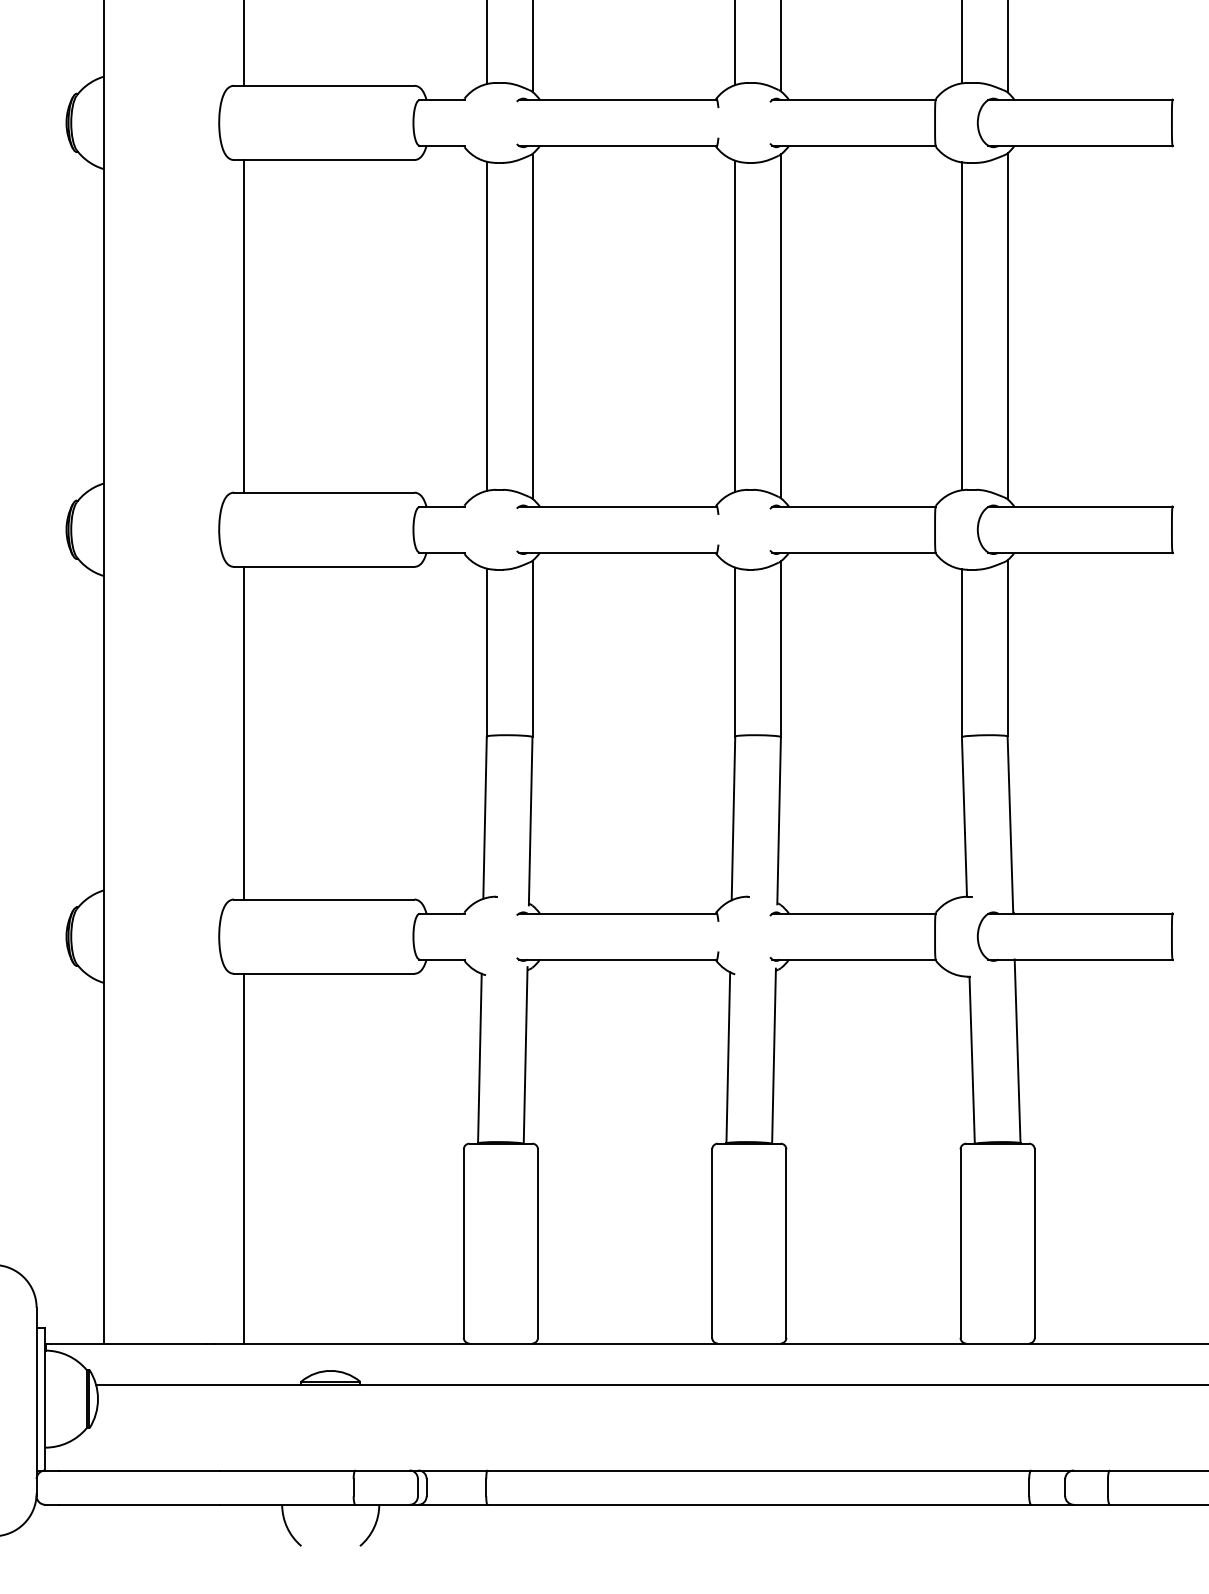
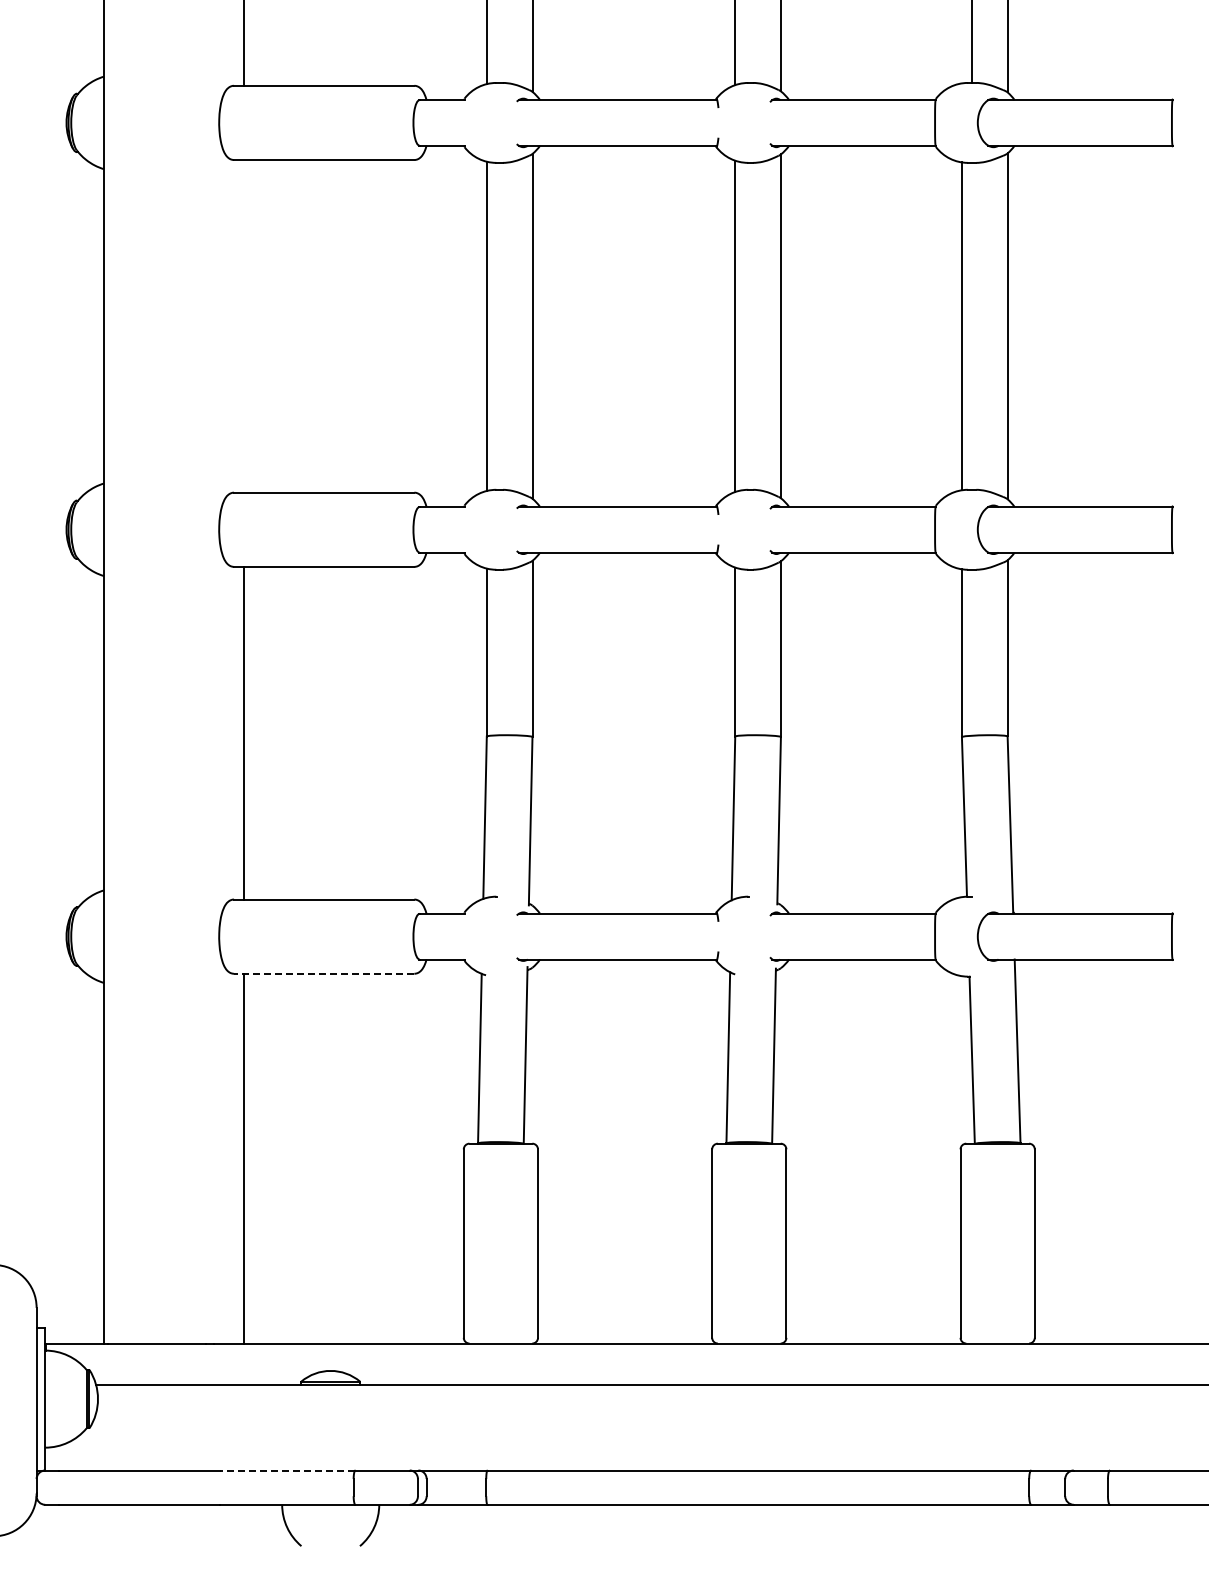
line position: (961, 42) -> (971, 42) (971, 42)
line: present -> none (243, 326)
line: solid -> dashed (323, 973)
line: solid -> dashed (287, 1470)
